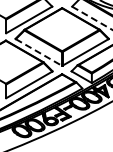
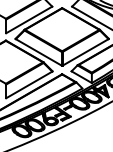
line: dashed -> solid (92, 18)
line: dashed -> solid (39, 52)
